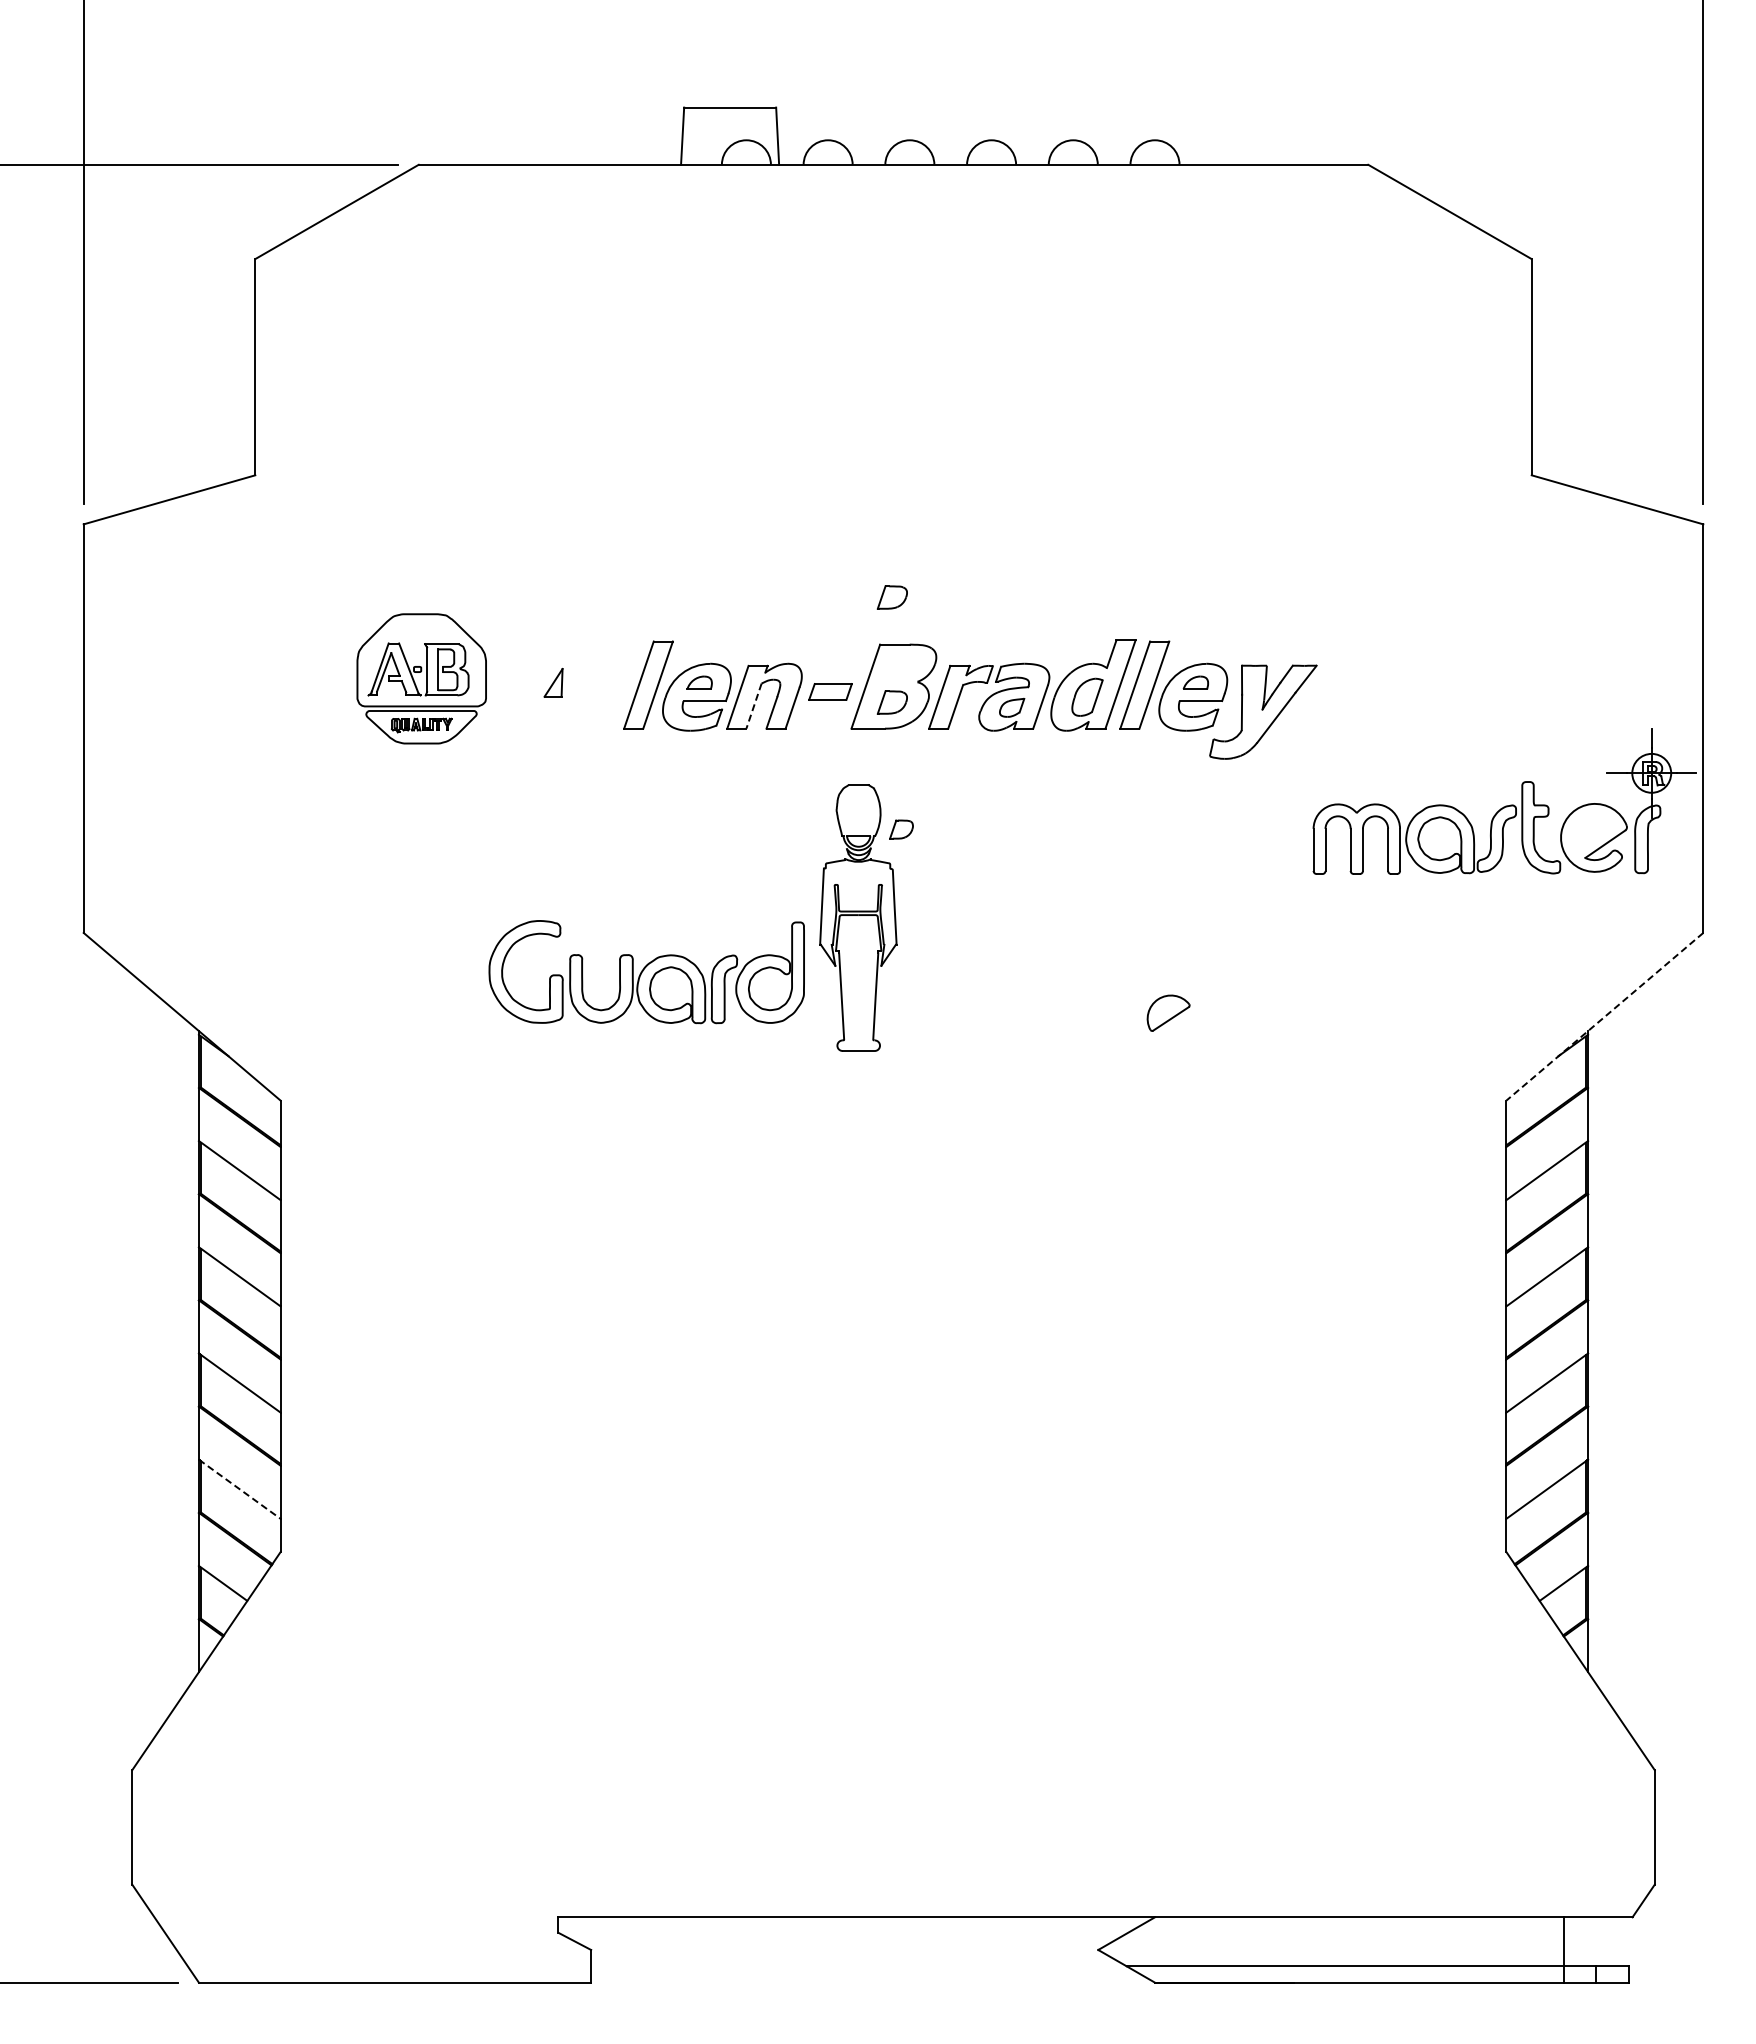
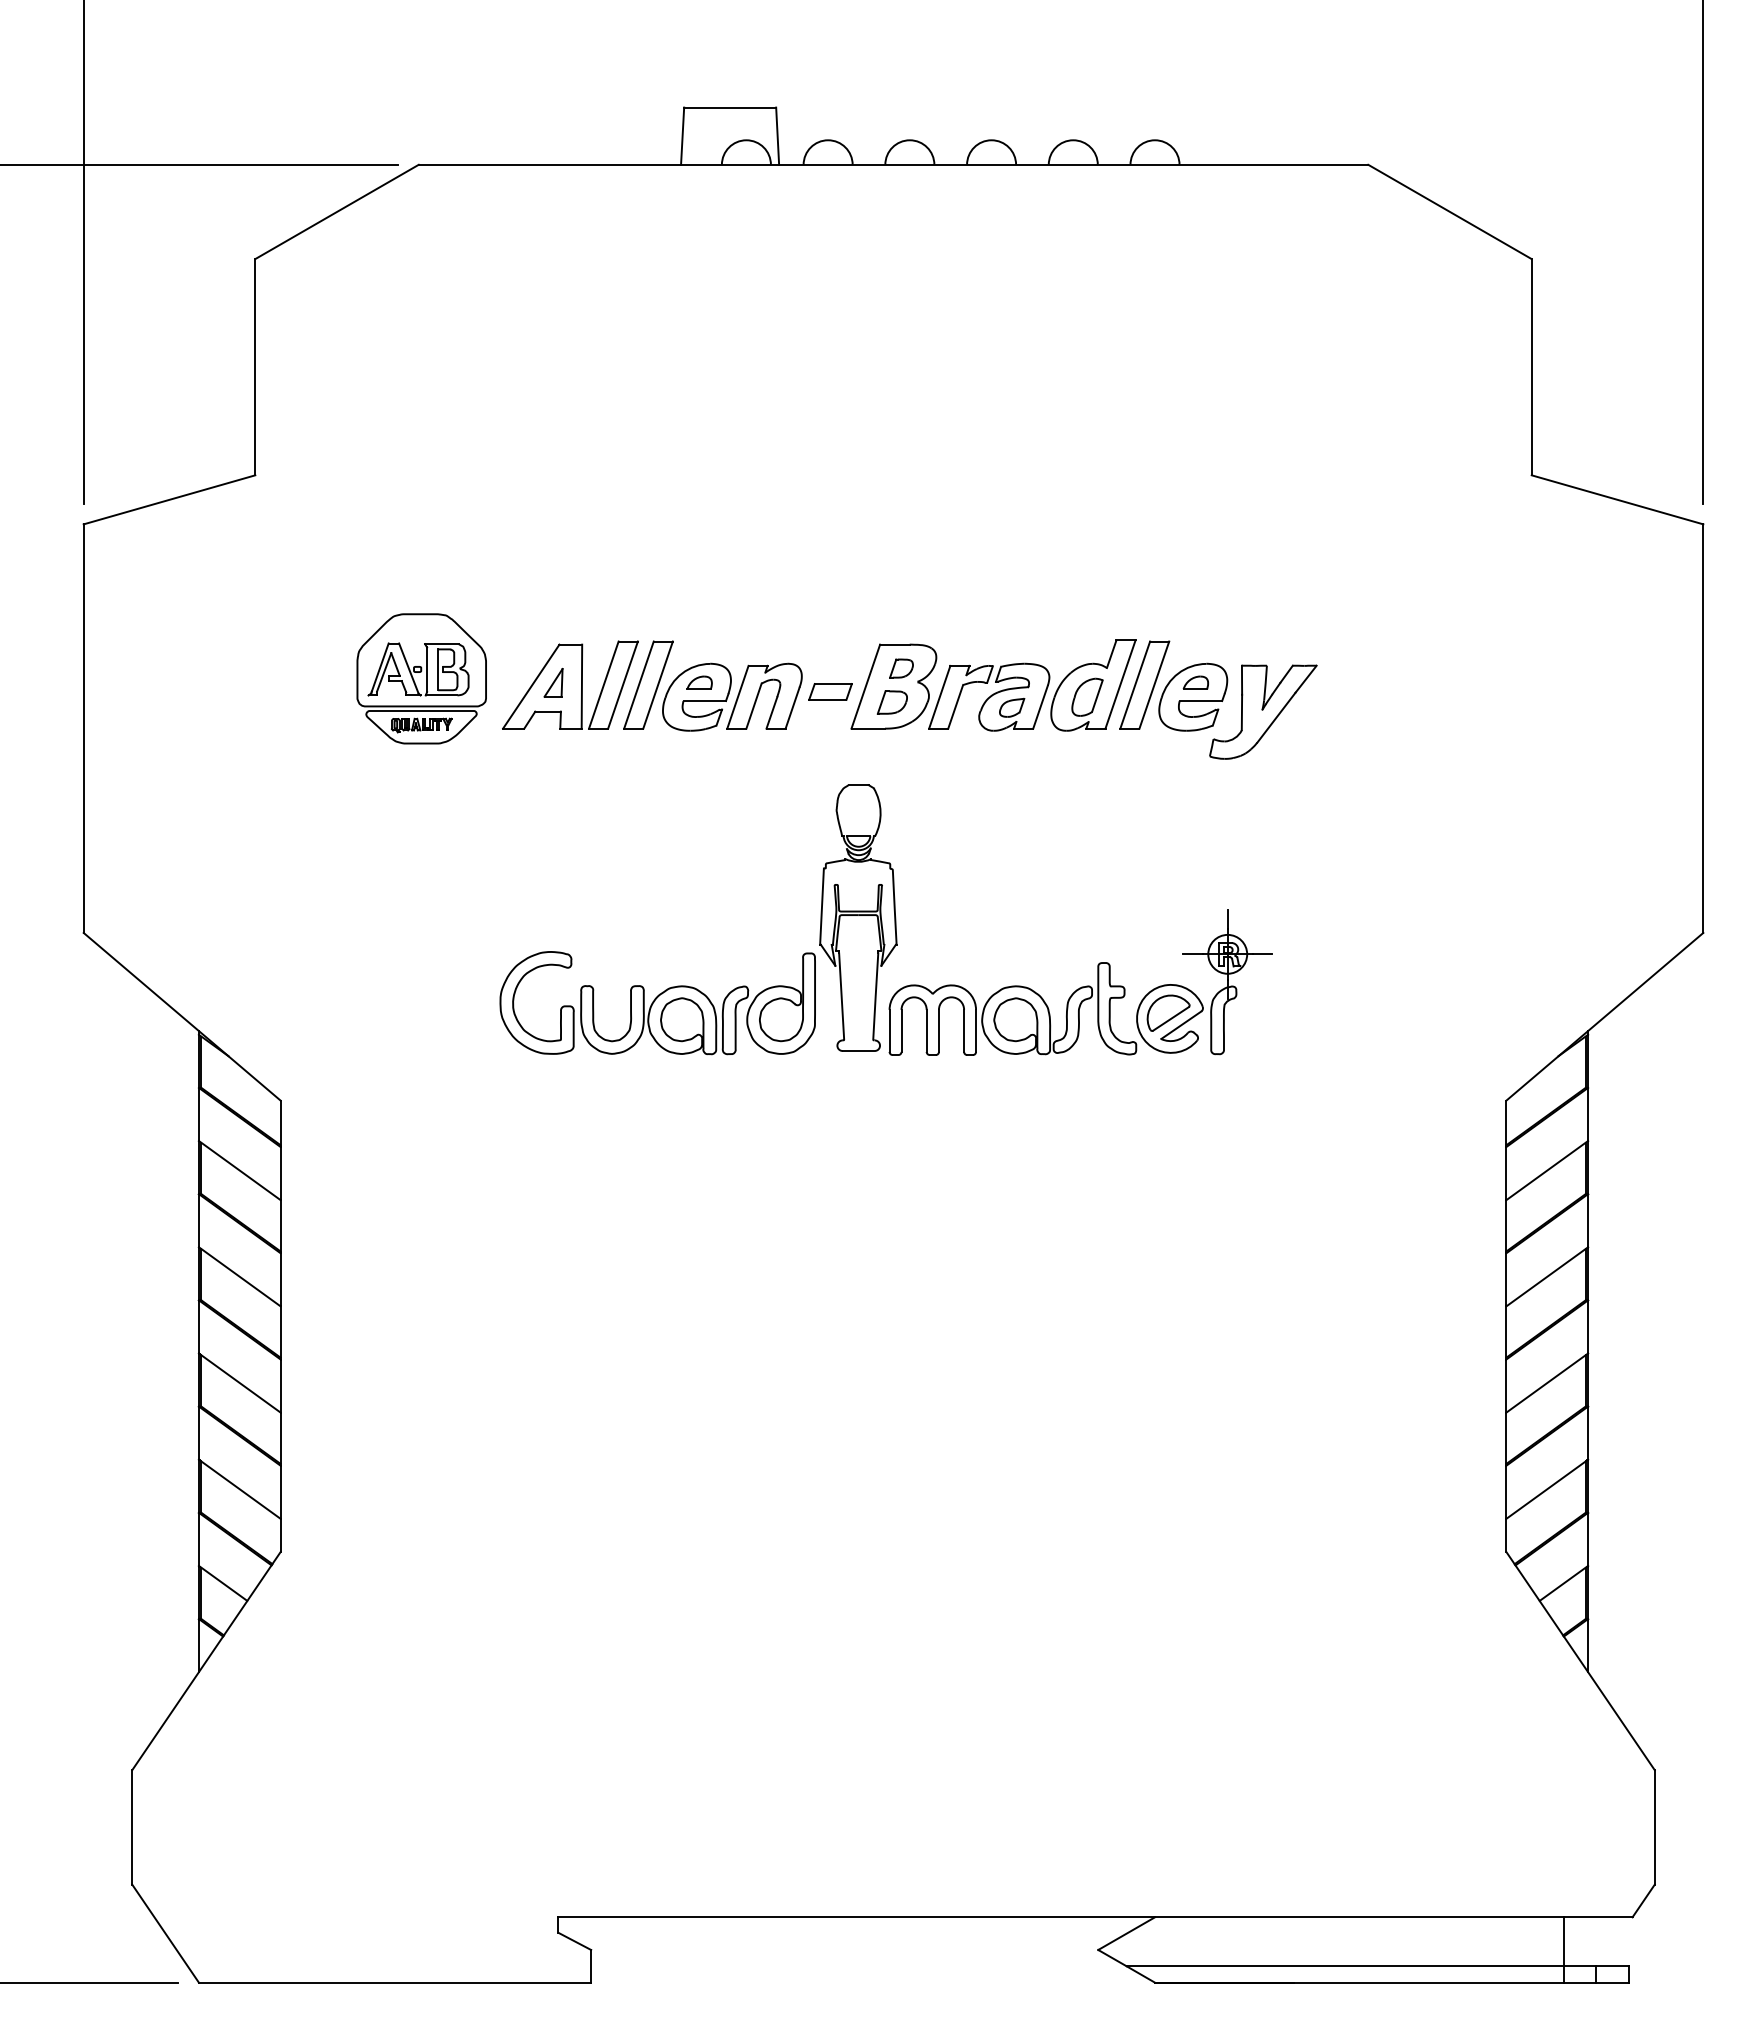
part: present -> none (891, 597)
part: none -> present (570, 684)
line: dashed -> solid (754, 706)
part position: (1504, 801) -> (1080, 982) (1080, 982)
part position: (901, 829) -> (901, 668) (901, 668)
part position: (646, 972) -> (657, 1003) (657, 1003)
line: dashed -> solid (1604, 1017)
line: dashed -> solid (240, 1489)
